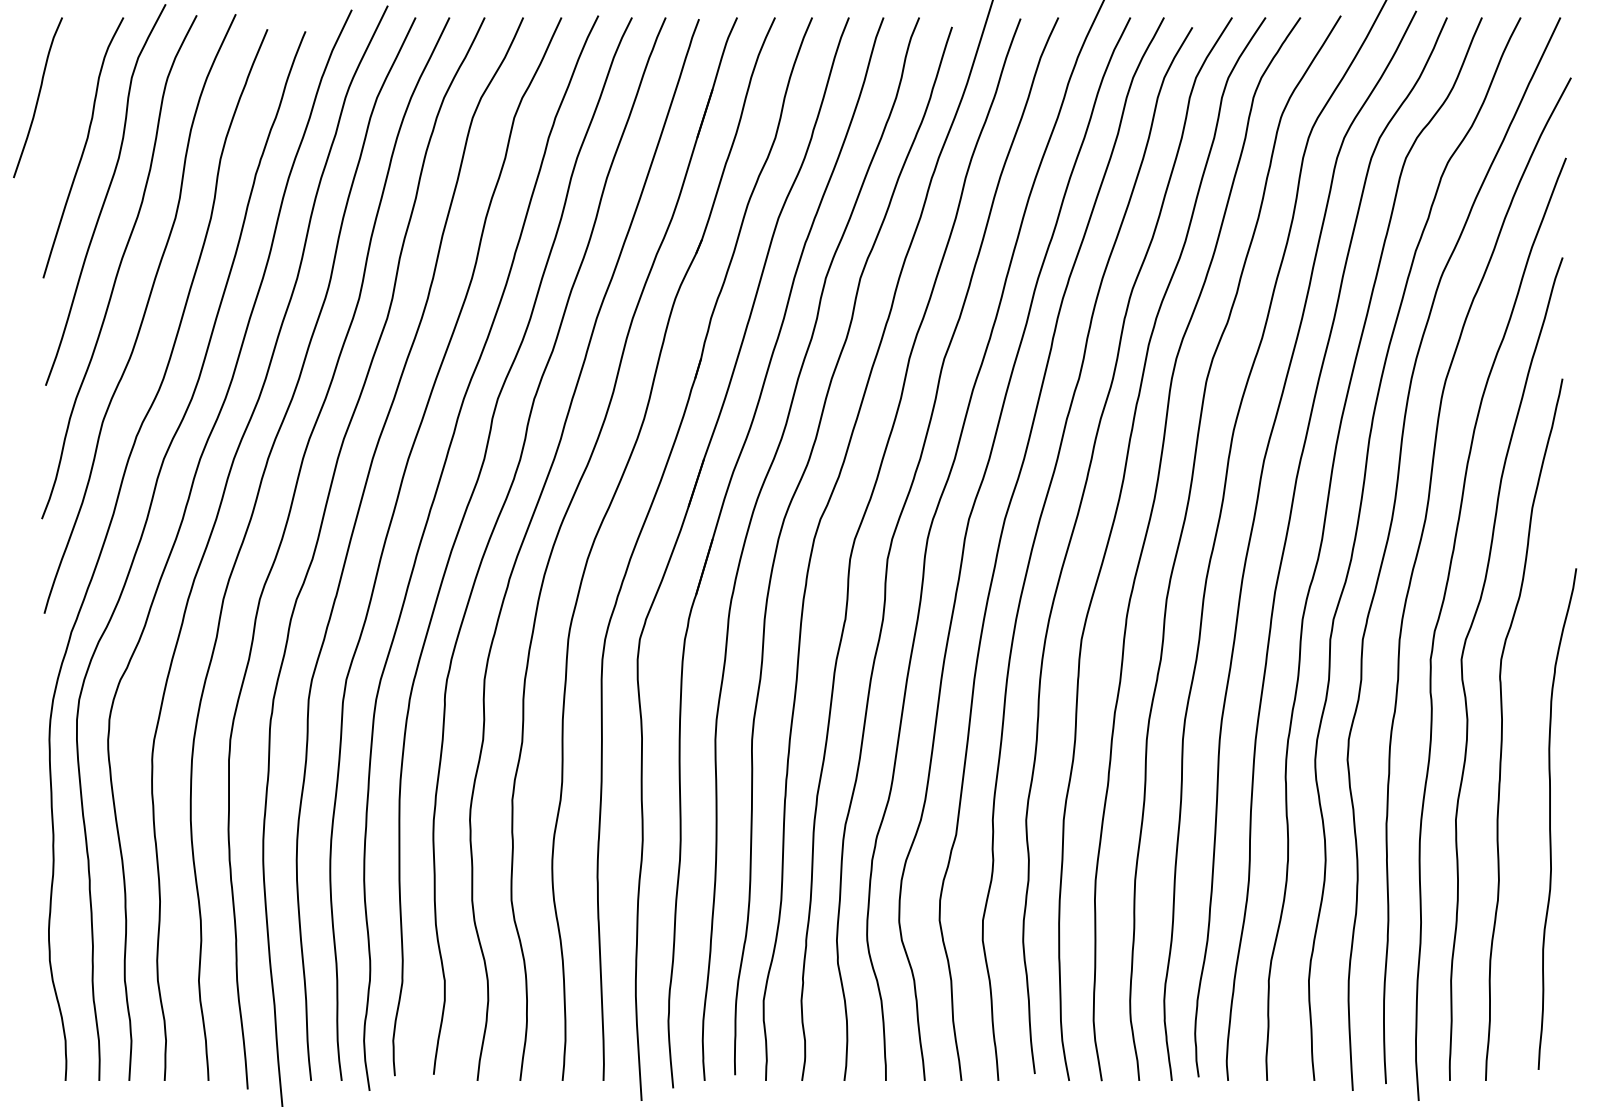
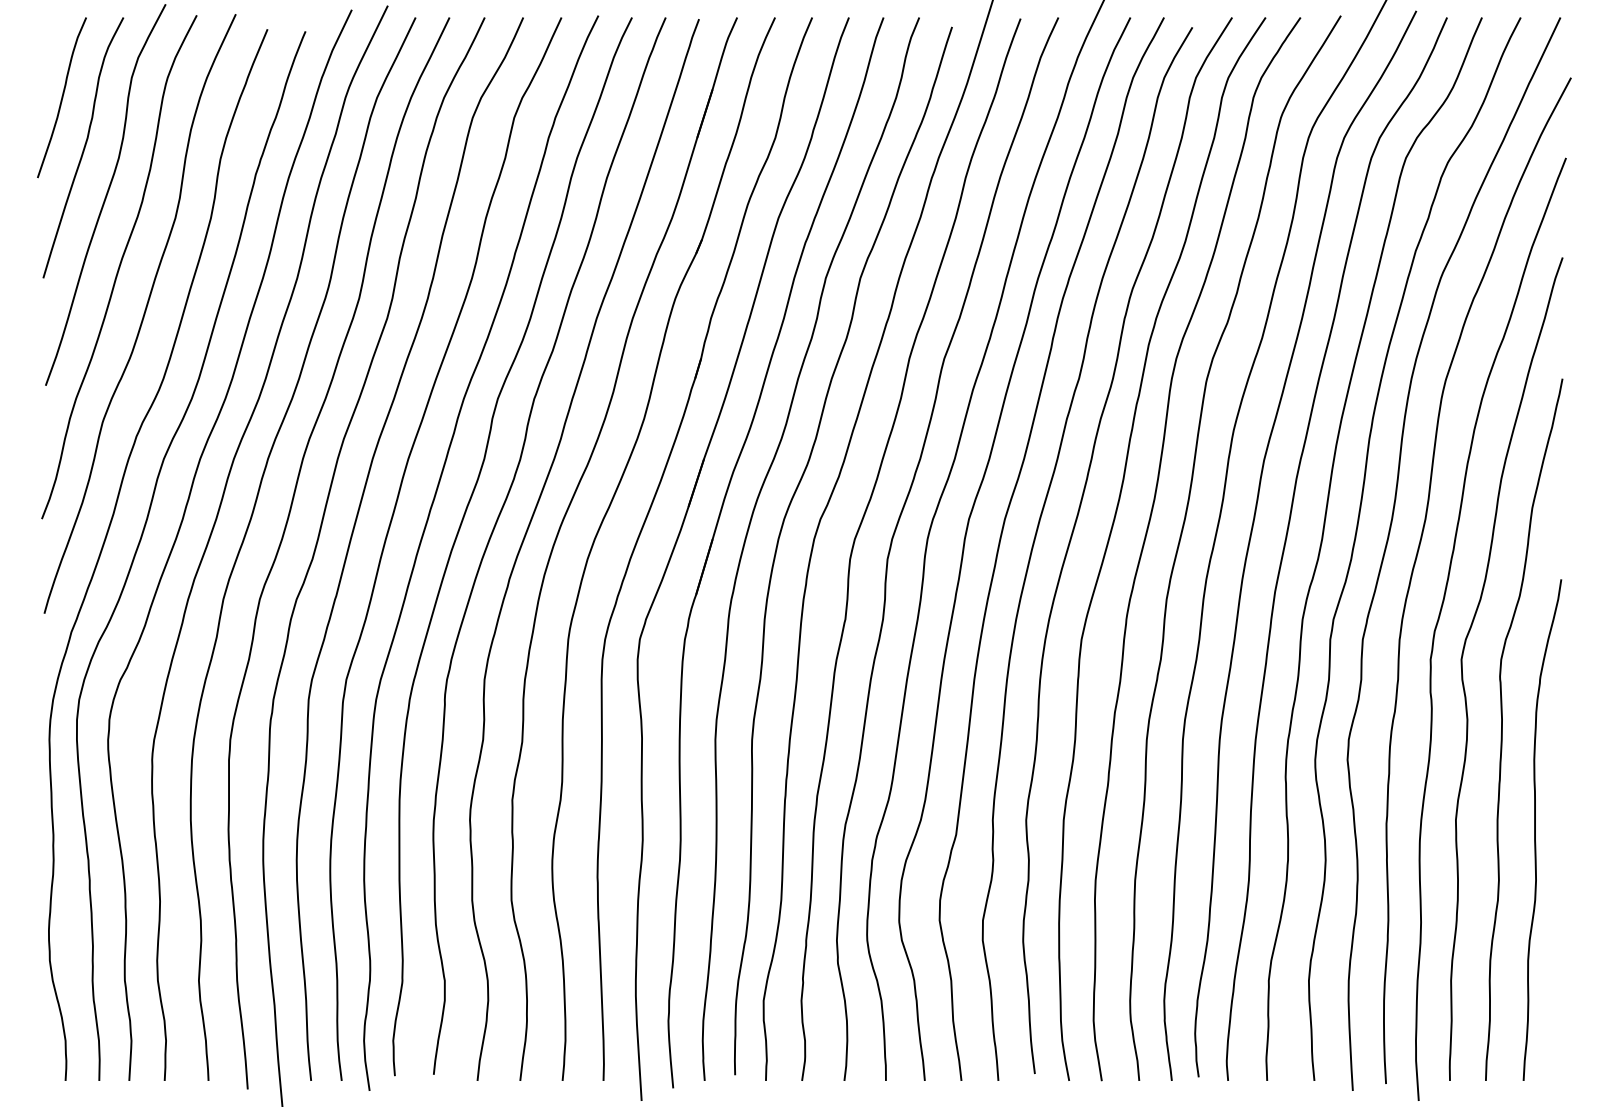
curve position: (37, 97) -> (61, 97) (61, 97)
curve position: (1550, 818) -> (1535, 829) (1535, 829)
